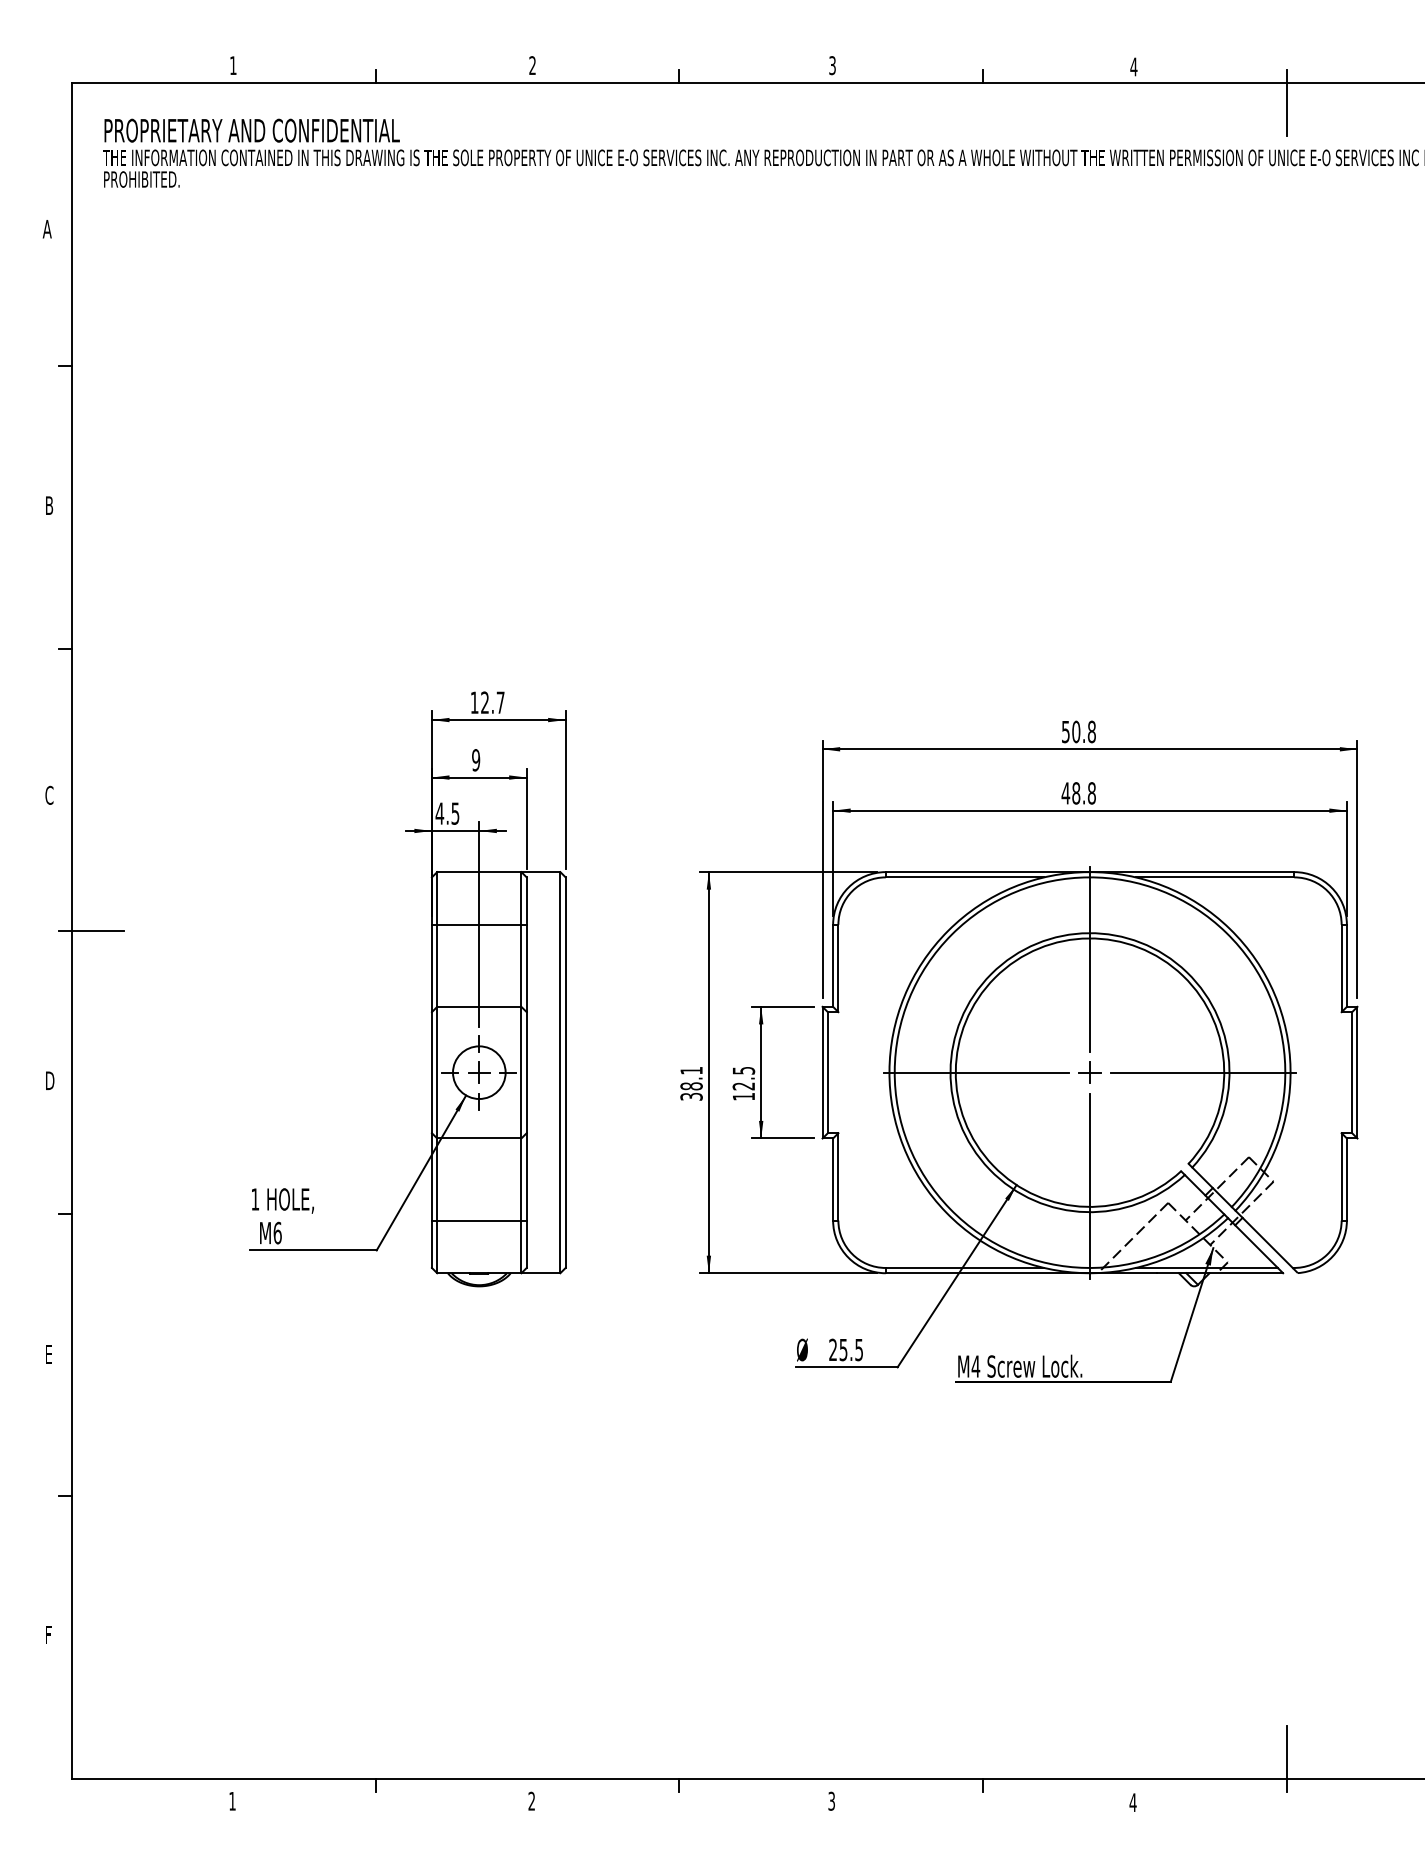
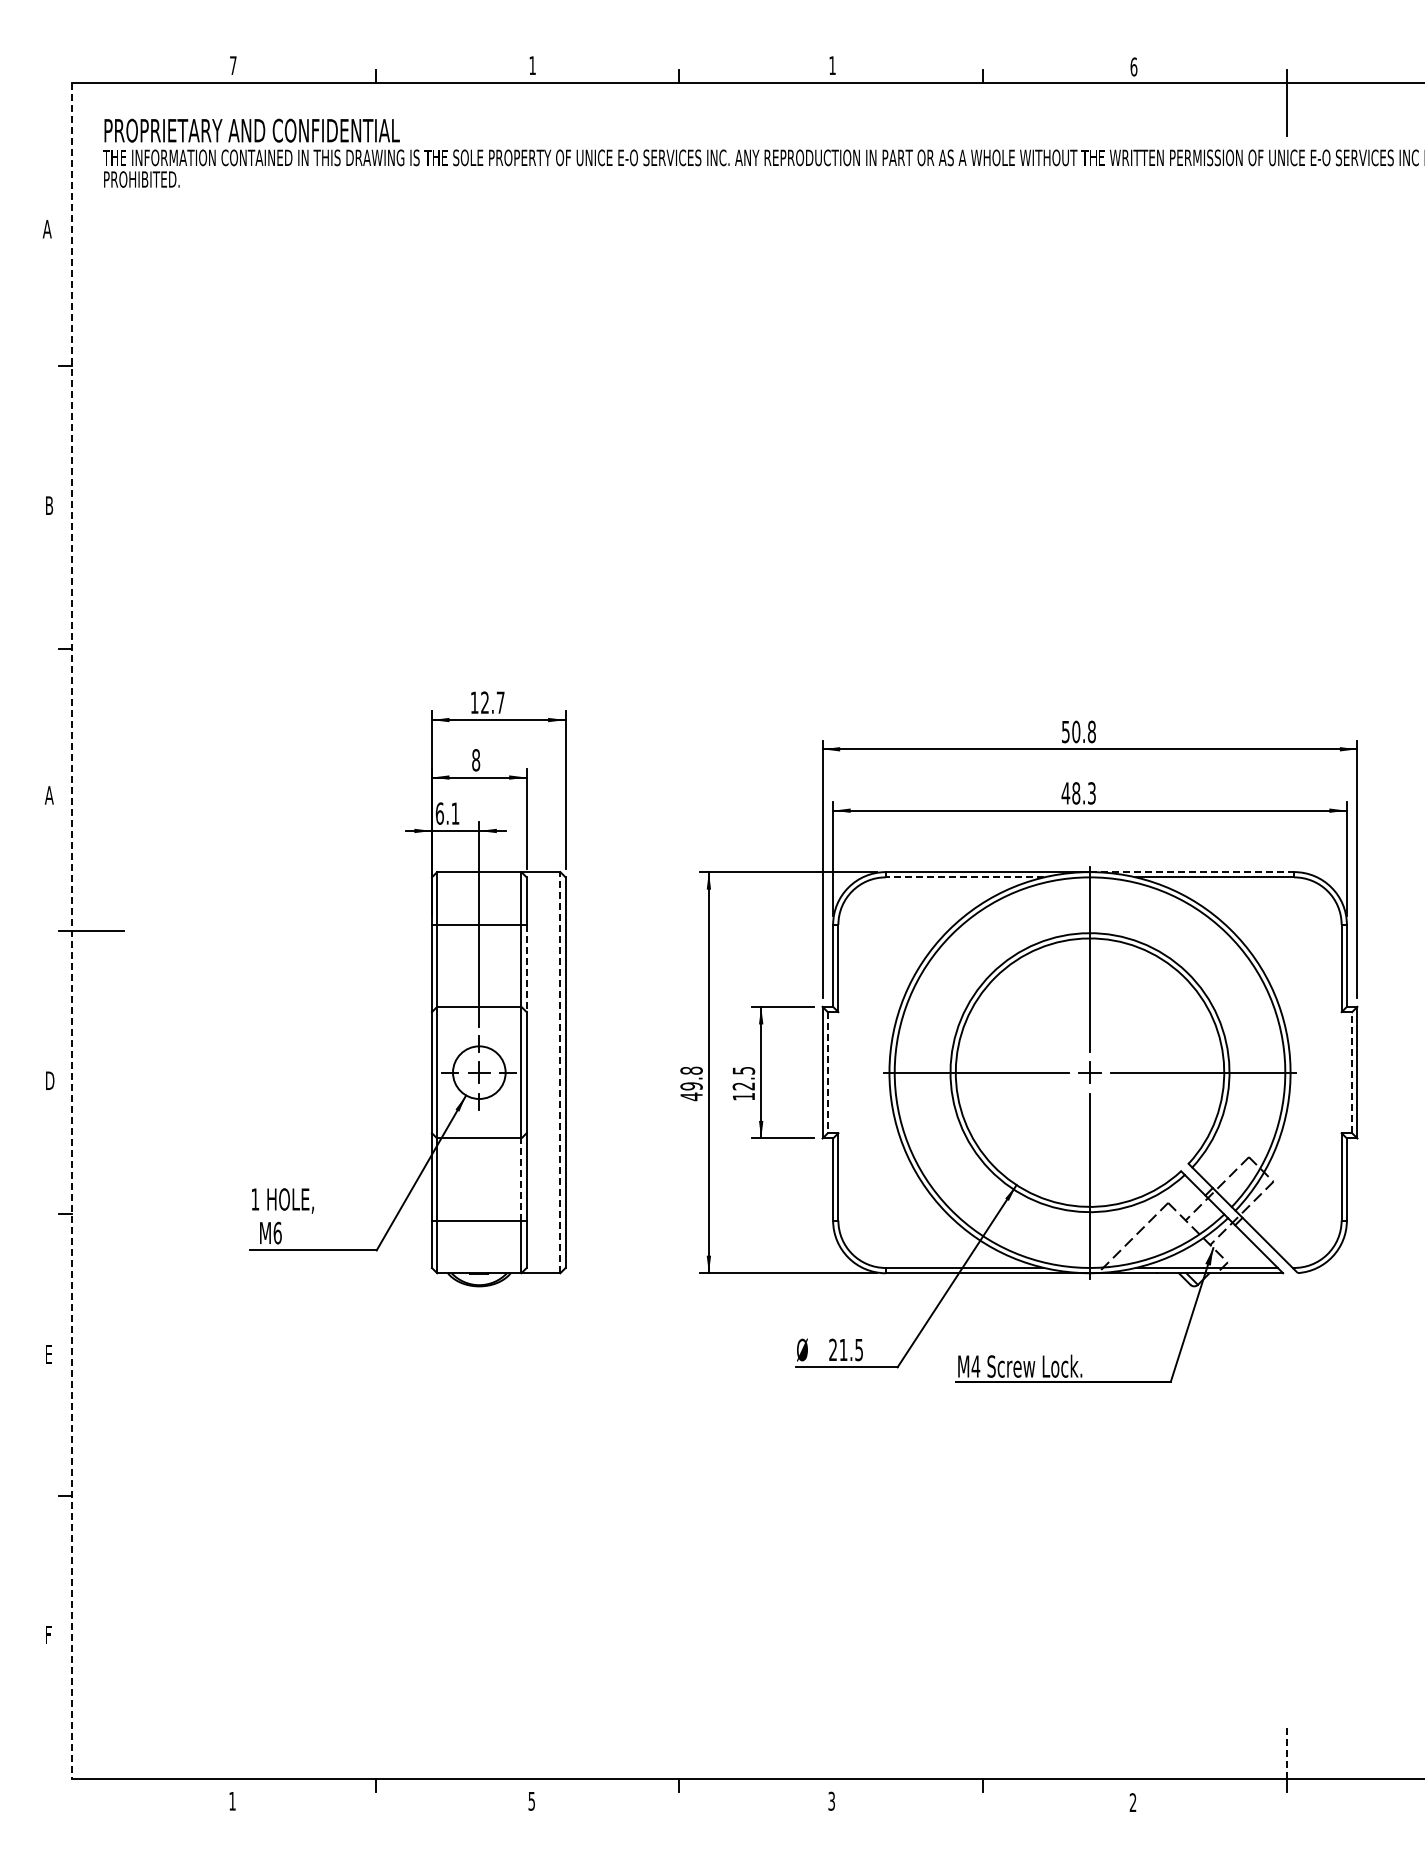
text: 1 -> 7 (233, 65)
text: 2 -> 1 (532, 65)
text: 3 -> 1 (832, 65)
text: 4 -> 6 (1133, 66)
text: 9 -> 8 (476, 760)
text: 48.8 -> 48.3 (1091, 793)
text: C -> A (48, 794)
text: 4.5 -> 6.1 (447, 813)
line: solid -> dashed (1192, 872)
line: solid -> dashed (964, 877)
line: solid -> dashed (71, 931)
line: solid -> dashed (526, 968)
line: solid -> dashed (560, 1072)
line: solid -> dashed (827, 1072)
line: solid -> dashed (1352, 1072)
text: 38.1 -> 49.8 (691, 1083)
line: solid -> dashed (521, 1179)
text: 25.5 -> 21.5 (843, 1350)
line: solid -> dashed (1286, 1752)
text: 2 -> 5 (531, 1800)
text: 4 -> 2 (1132, 1802)
